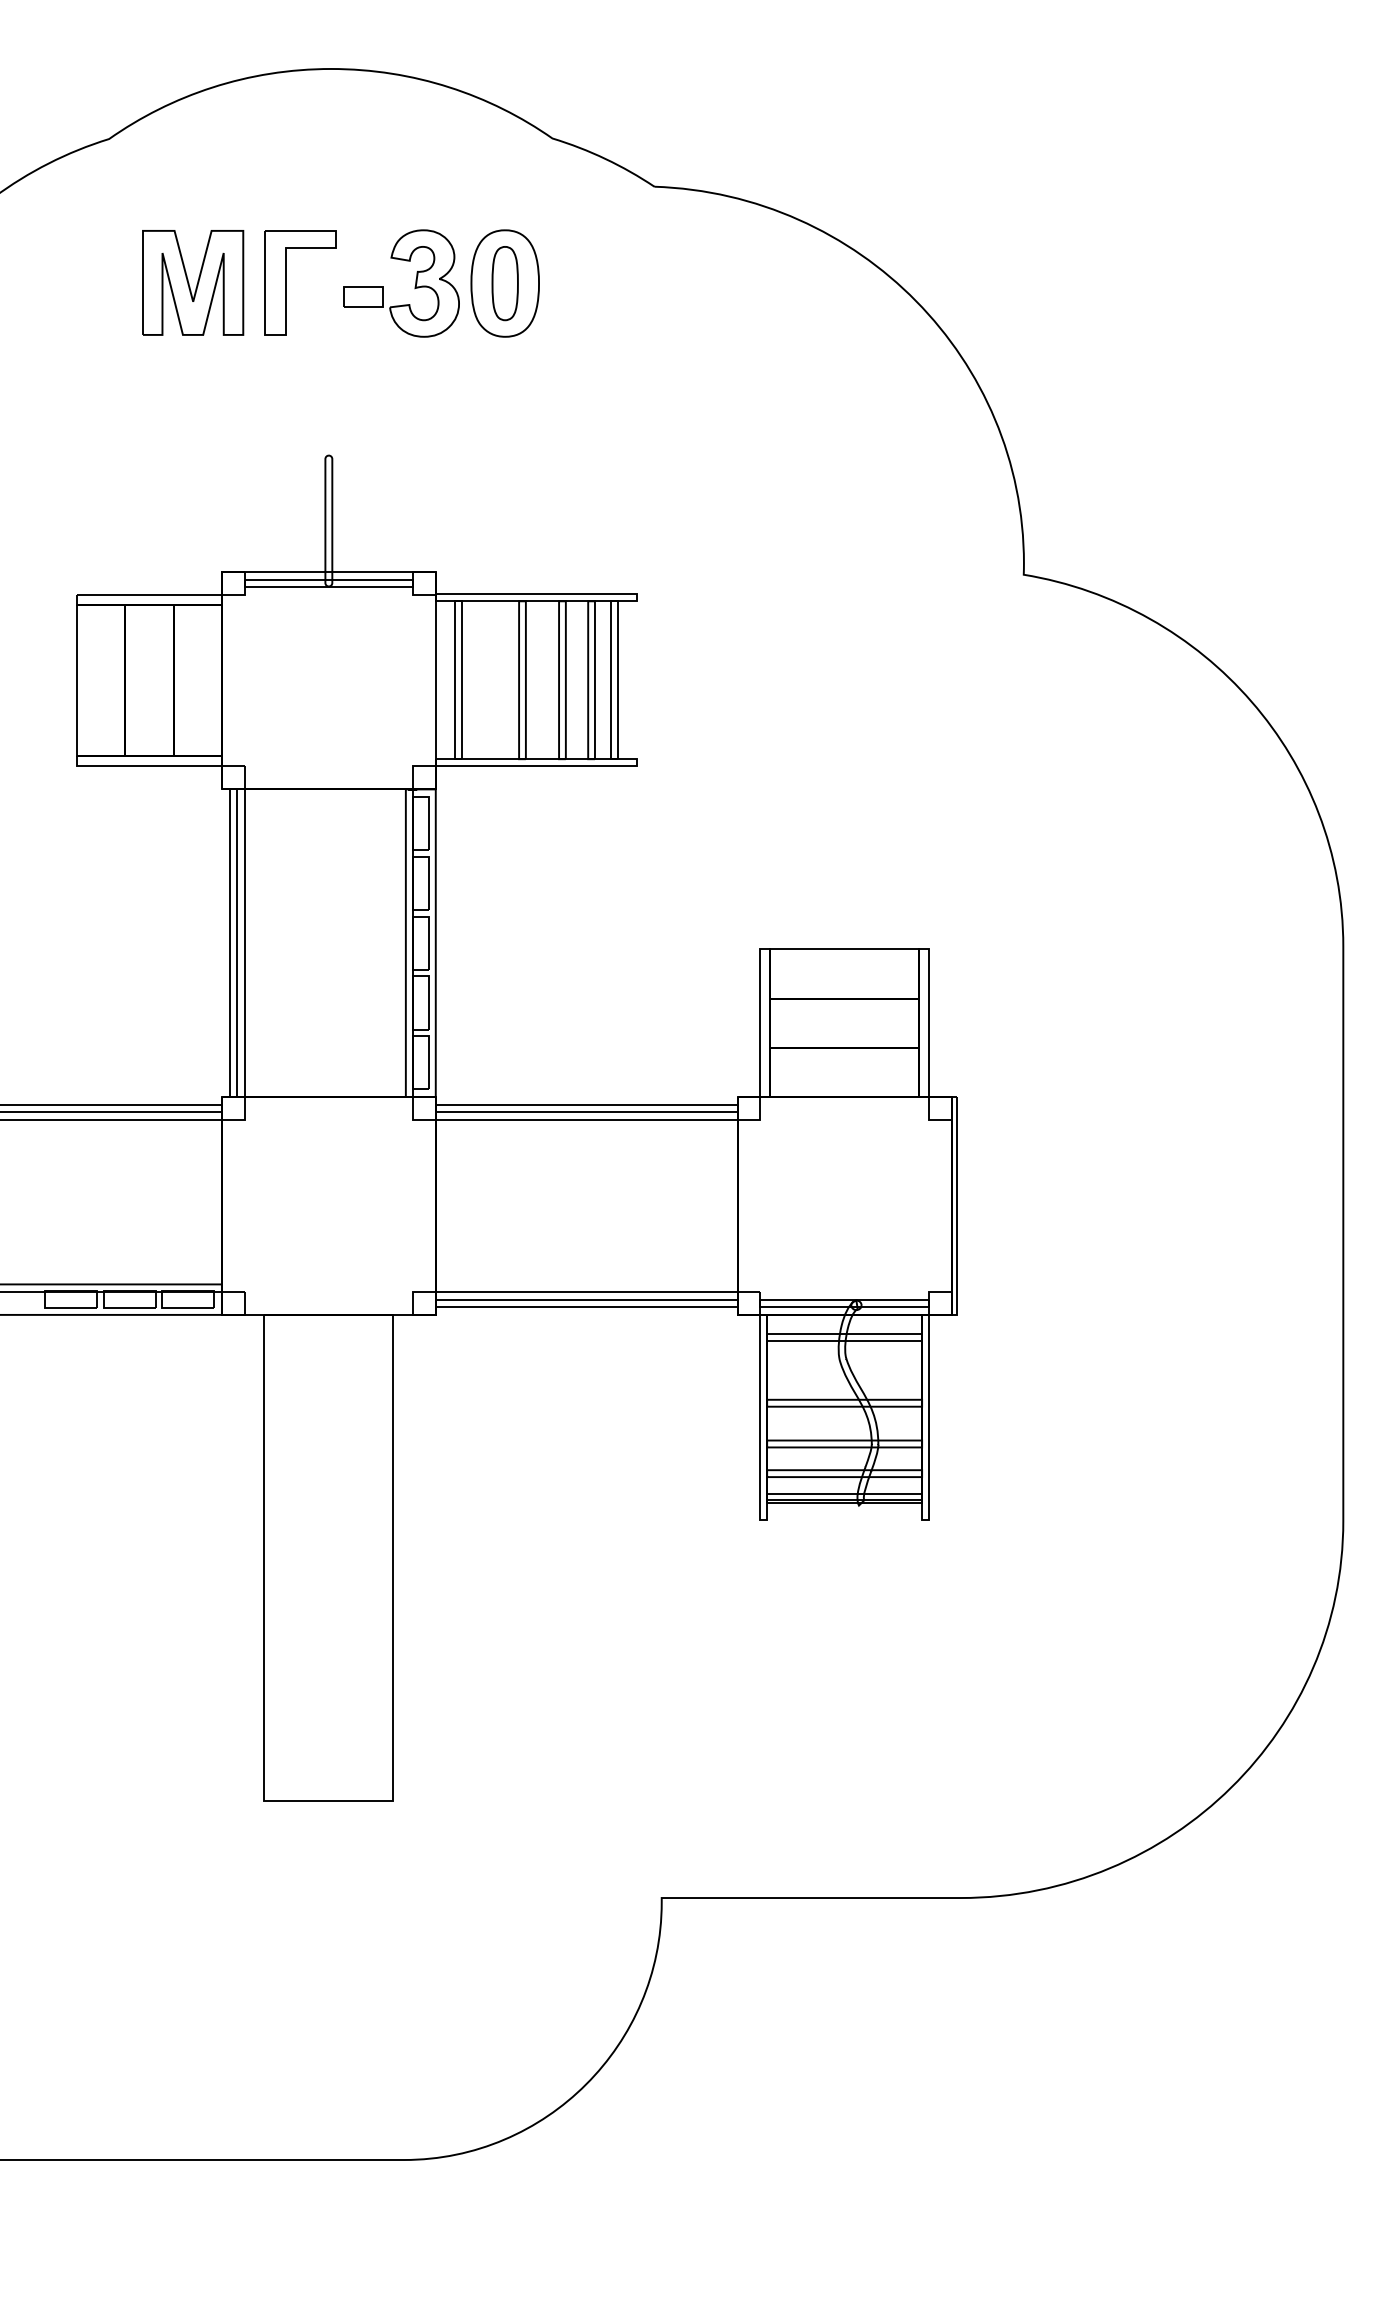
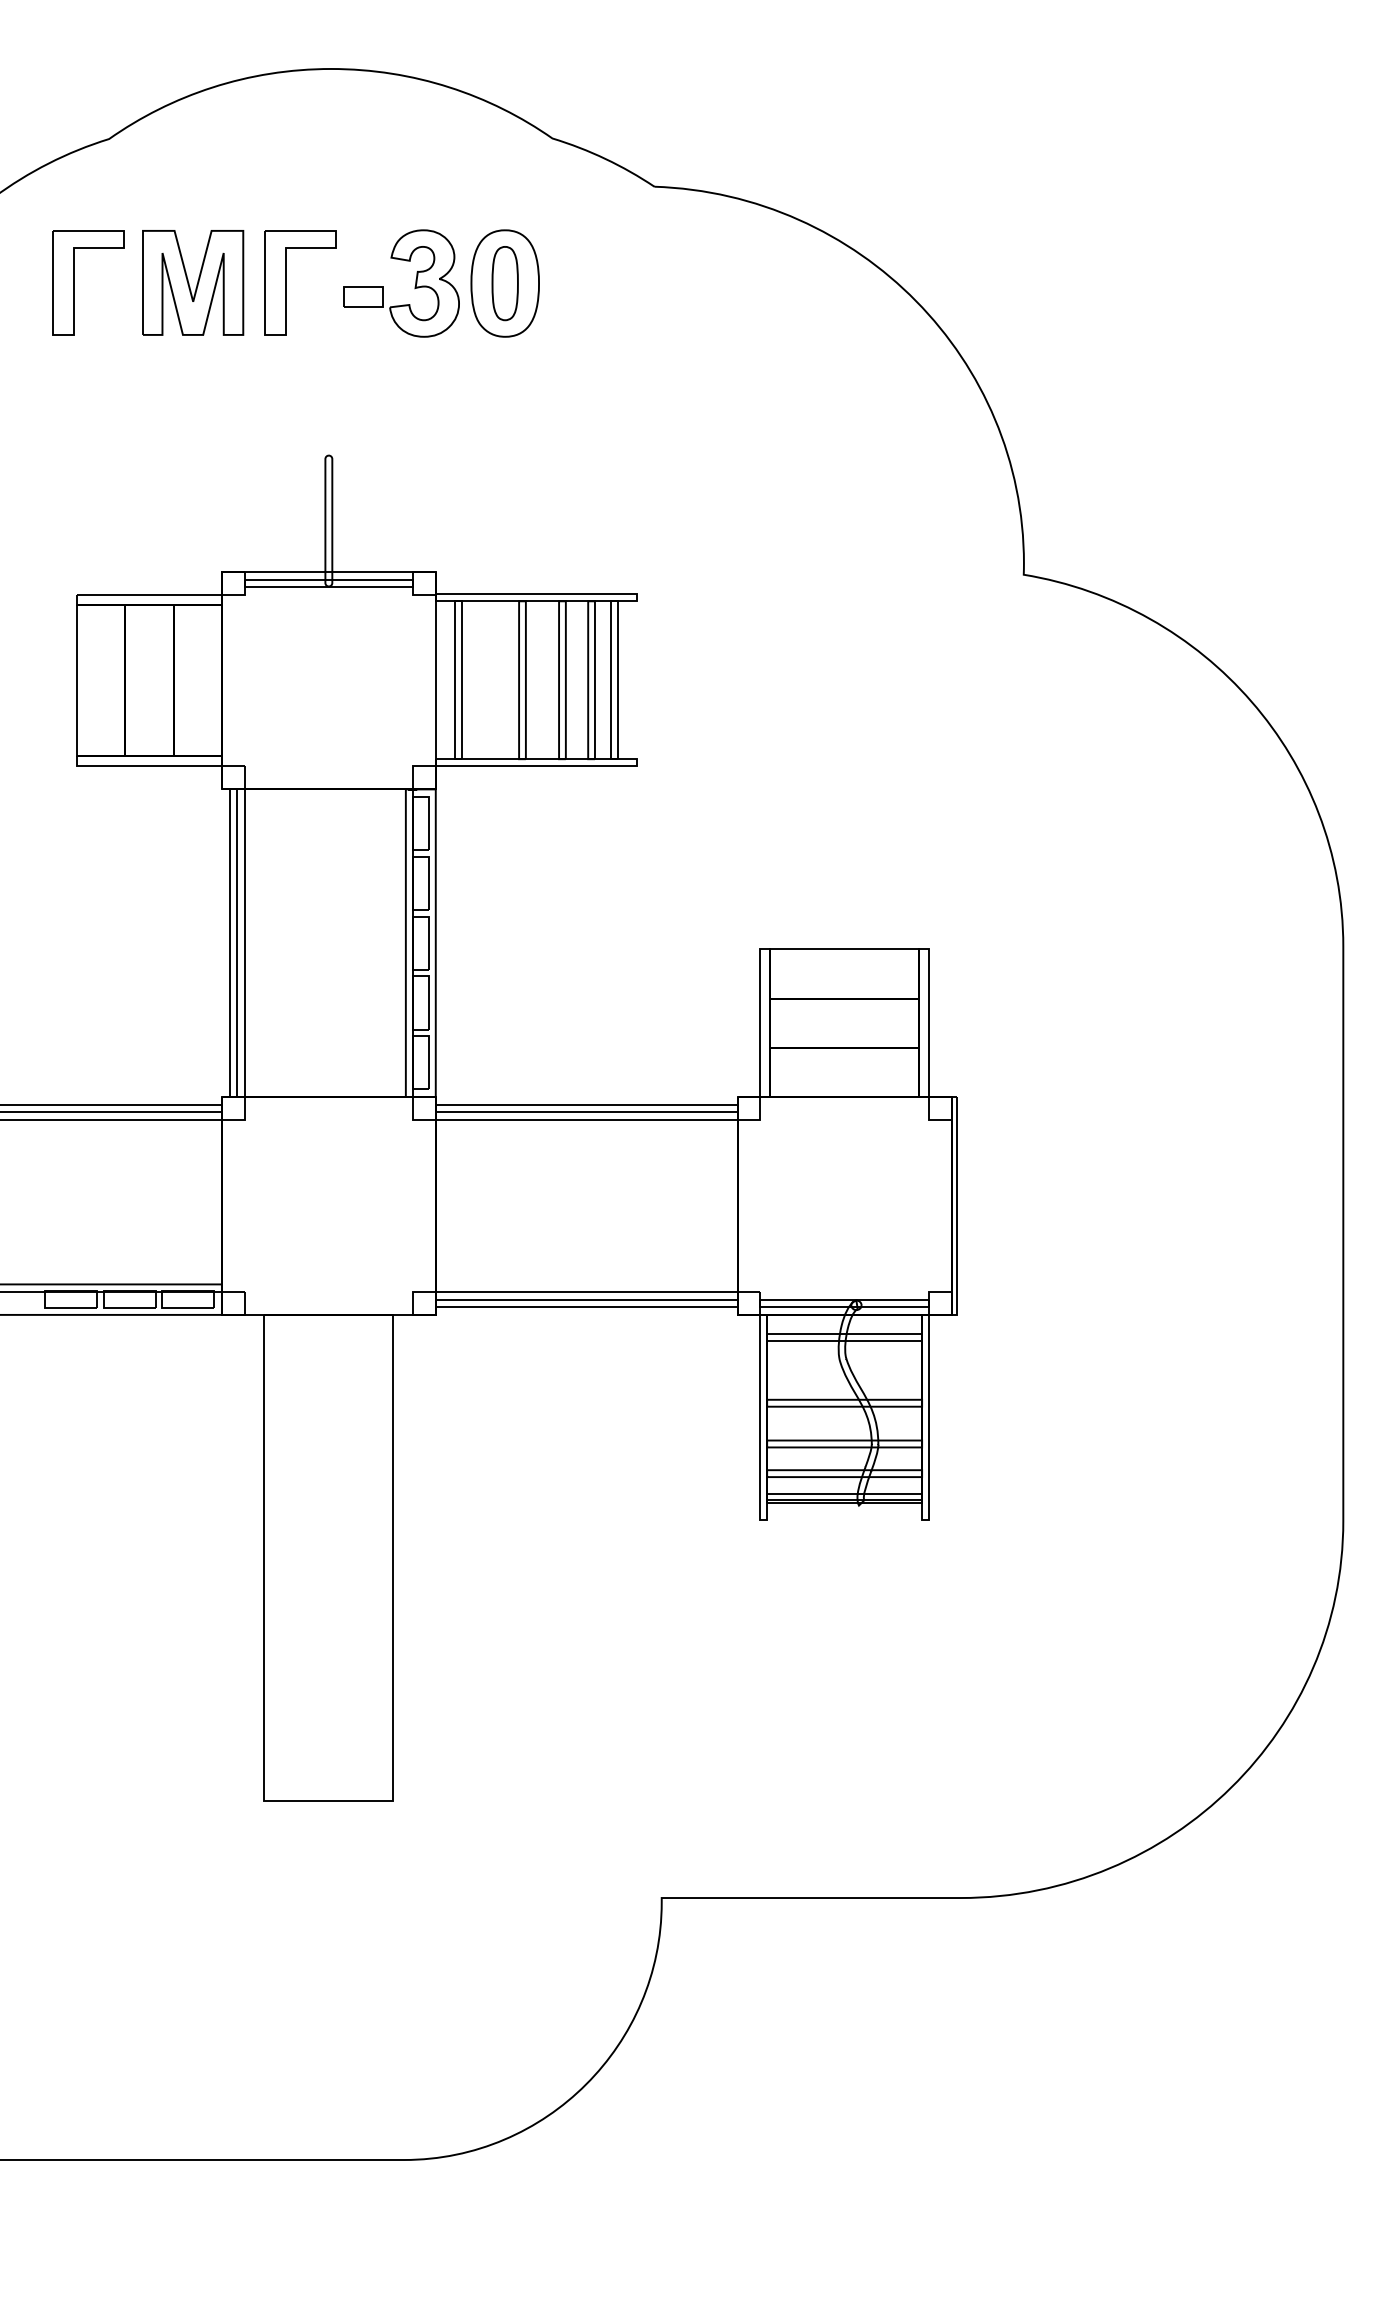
part: none -> present (74, 282)
